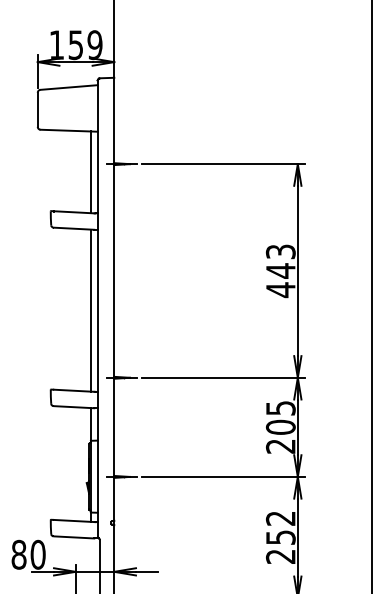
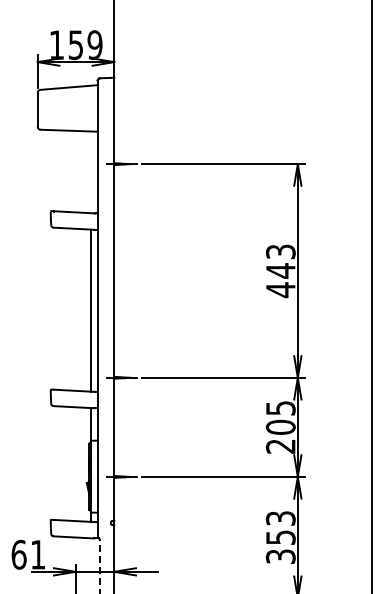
line: present -> none (90, 172)
text: 252 -> 353 (280, 537)
text: 80 -> 61 (28, 554)
line: solid -> dashed (99, 566)
